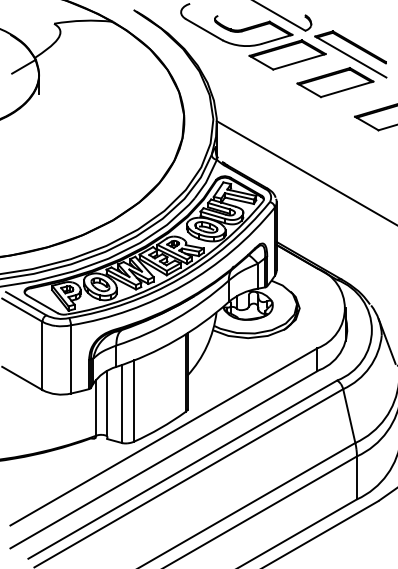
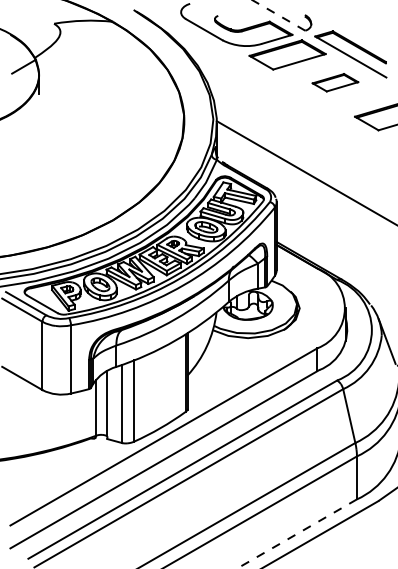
line: solid -> dashed (278, 15)
part size: 79x32 px -> 49x20 px (335, 82)
line: solid -> dashed (296, 534)
